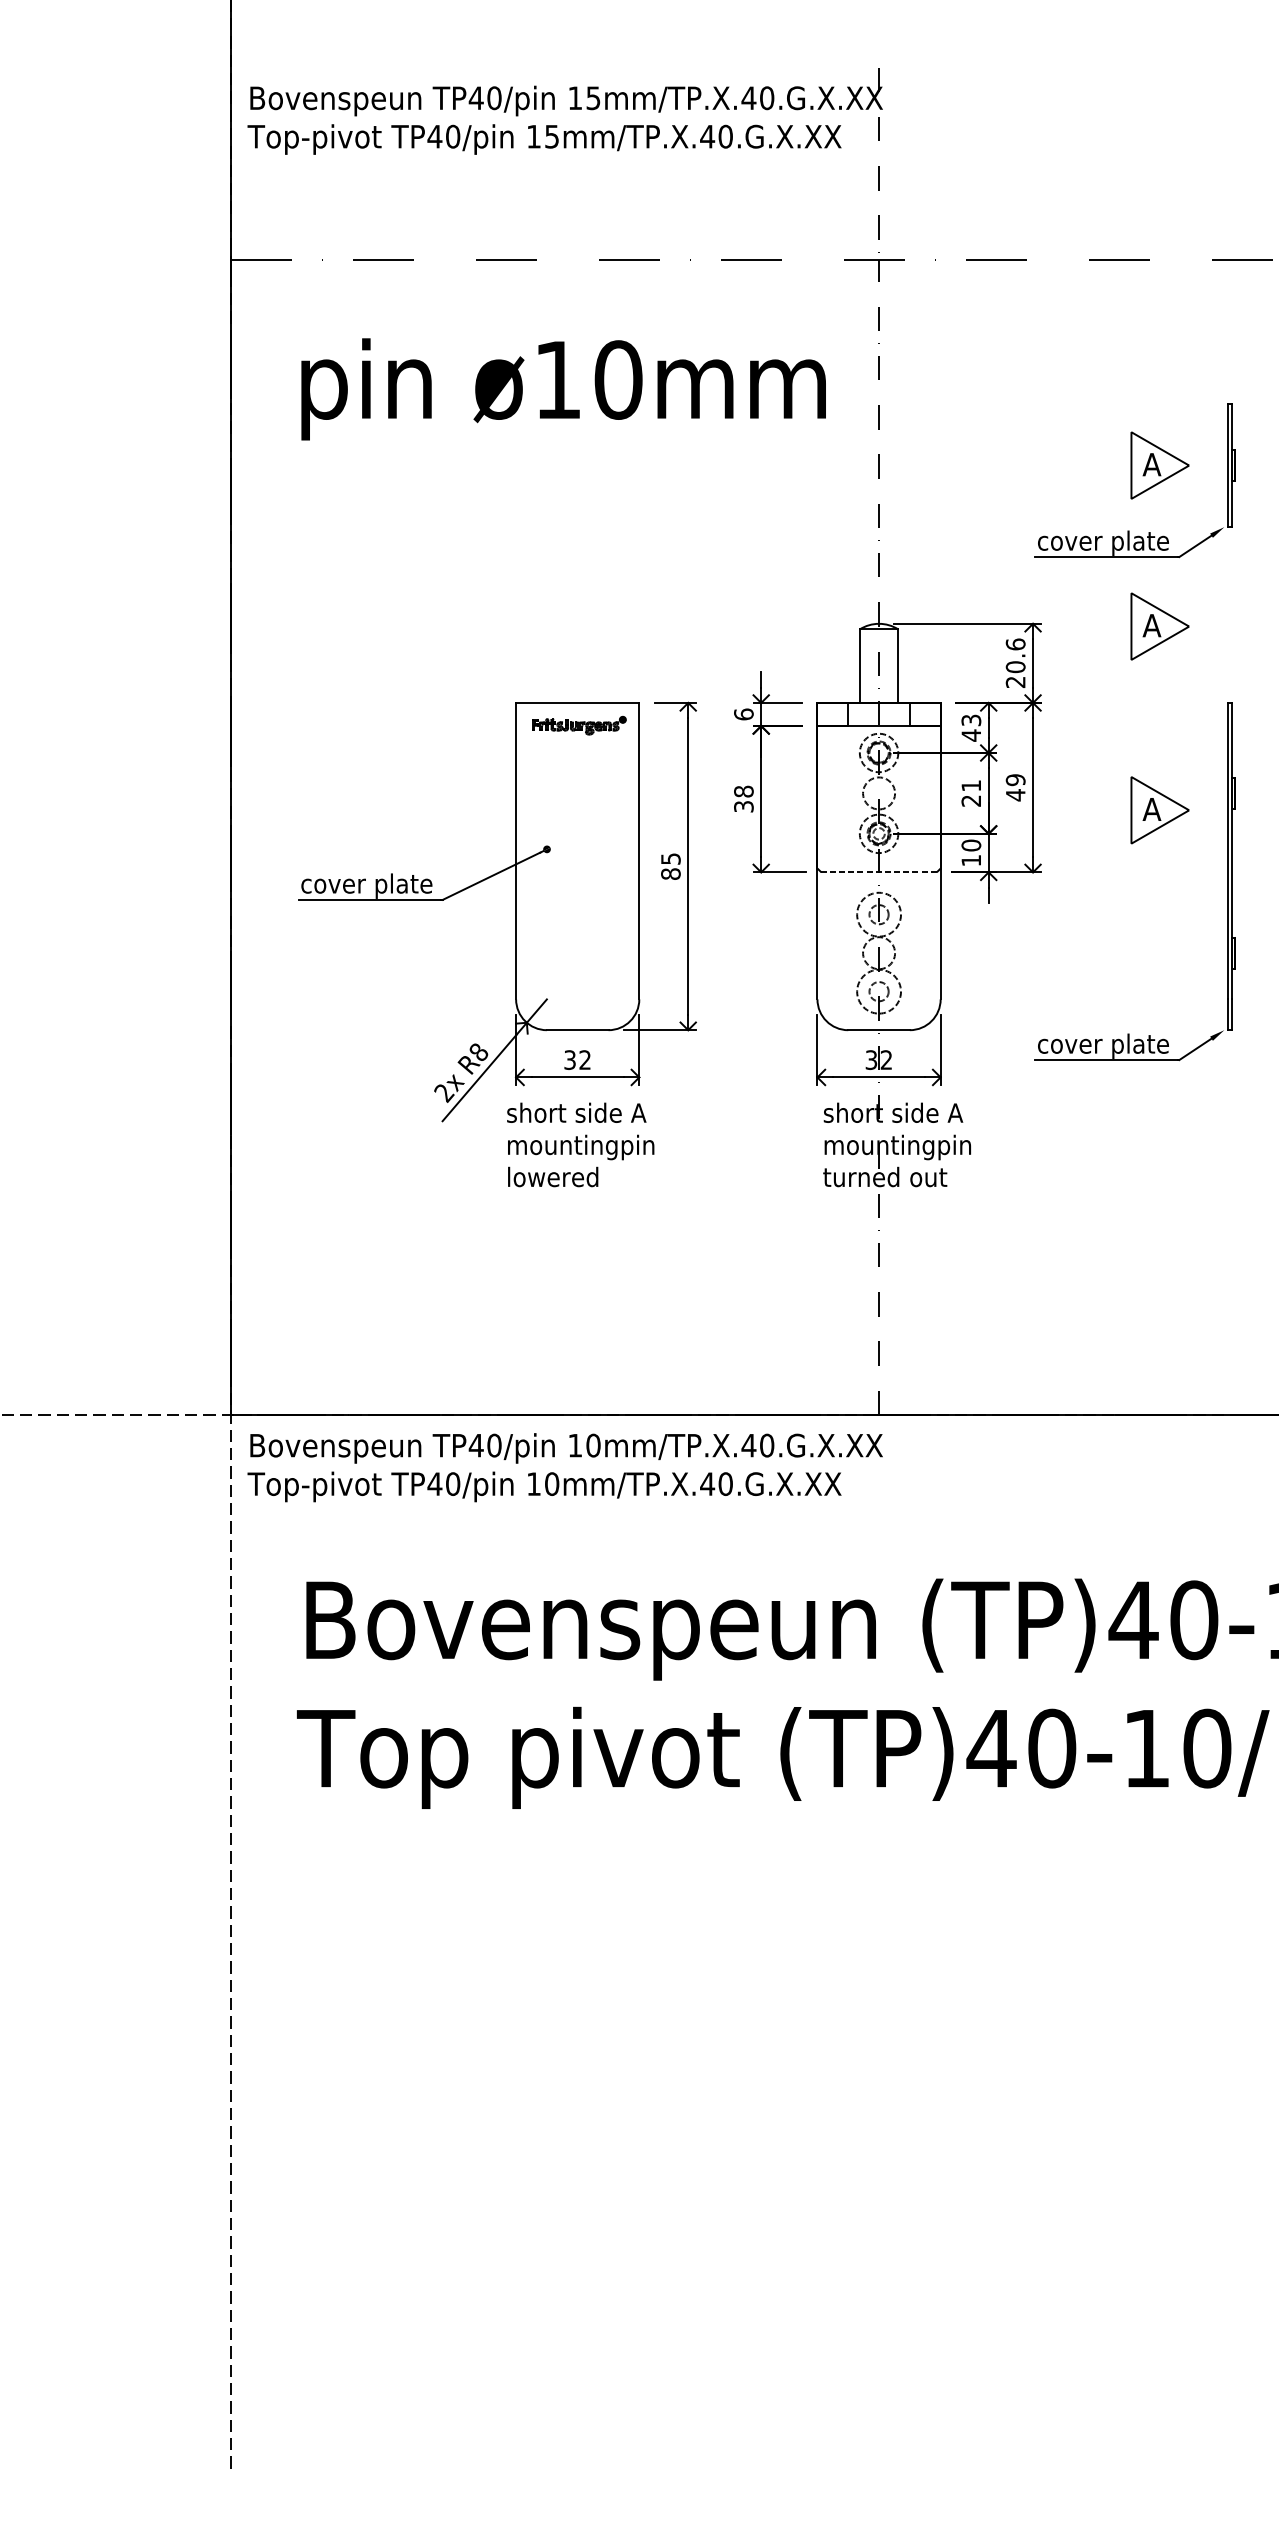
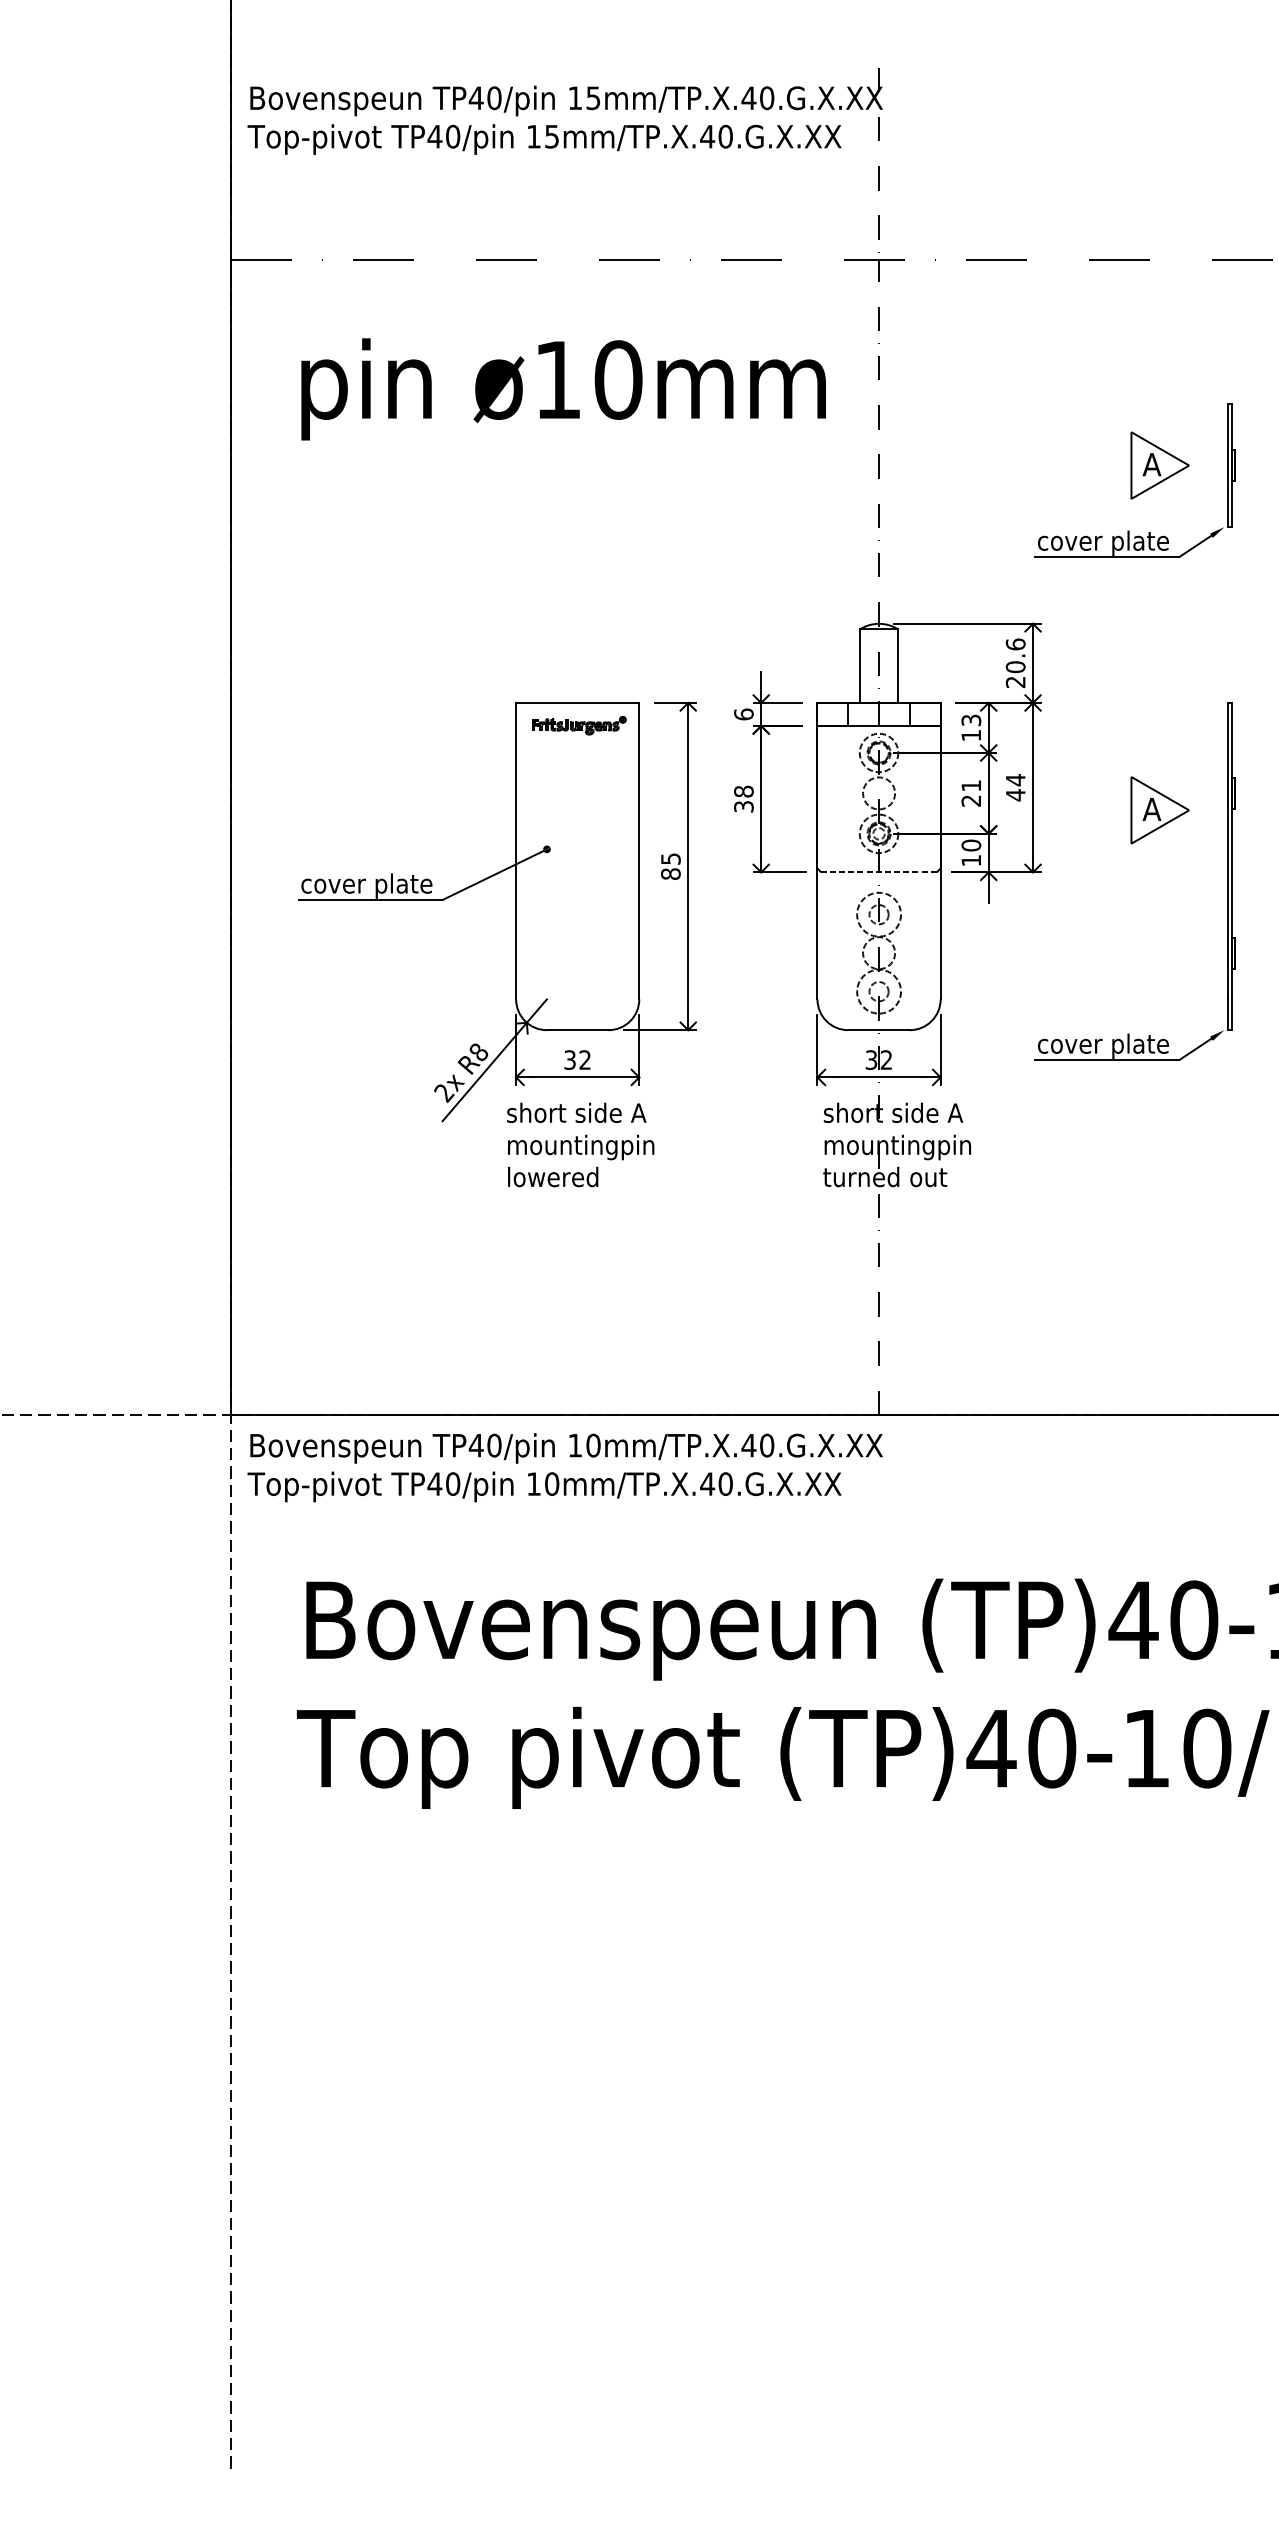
part: present -> none (1159, 626)
text: 43 -> 13 (970, 735)
text: 49 -> 44 (1015, 779)
